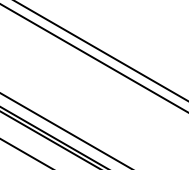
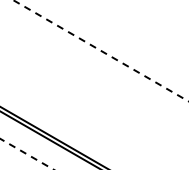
line: solid -> dashed (100, 50)
line: present -> none (93, 57)
line: present -> none (64, 130)
line: solid -> dashed (27, 154)
